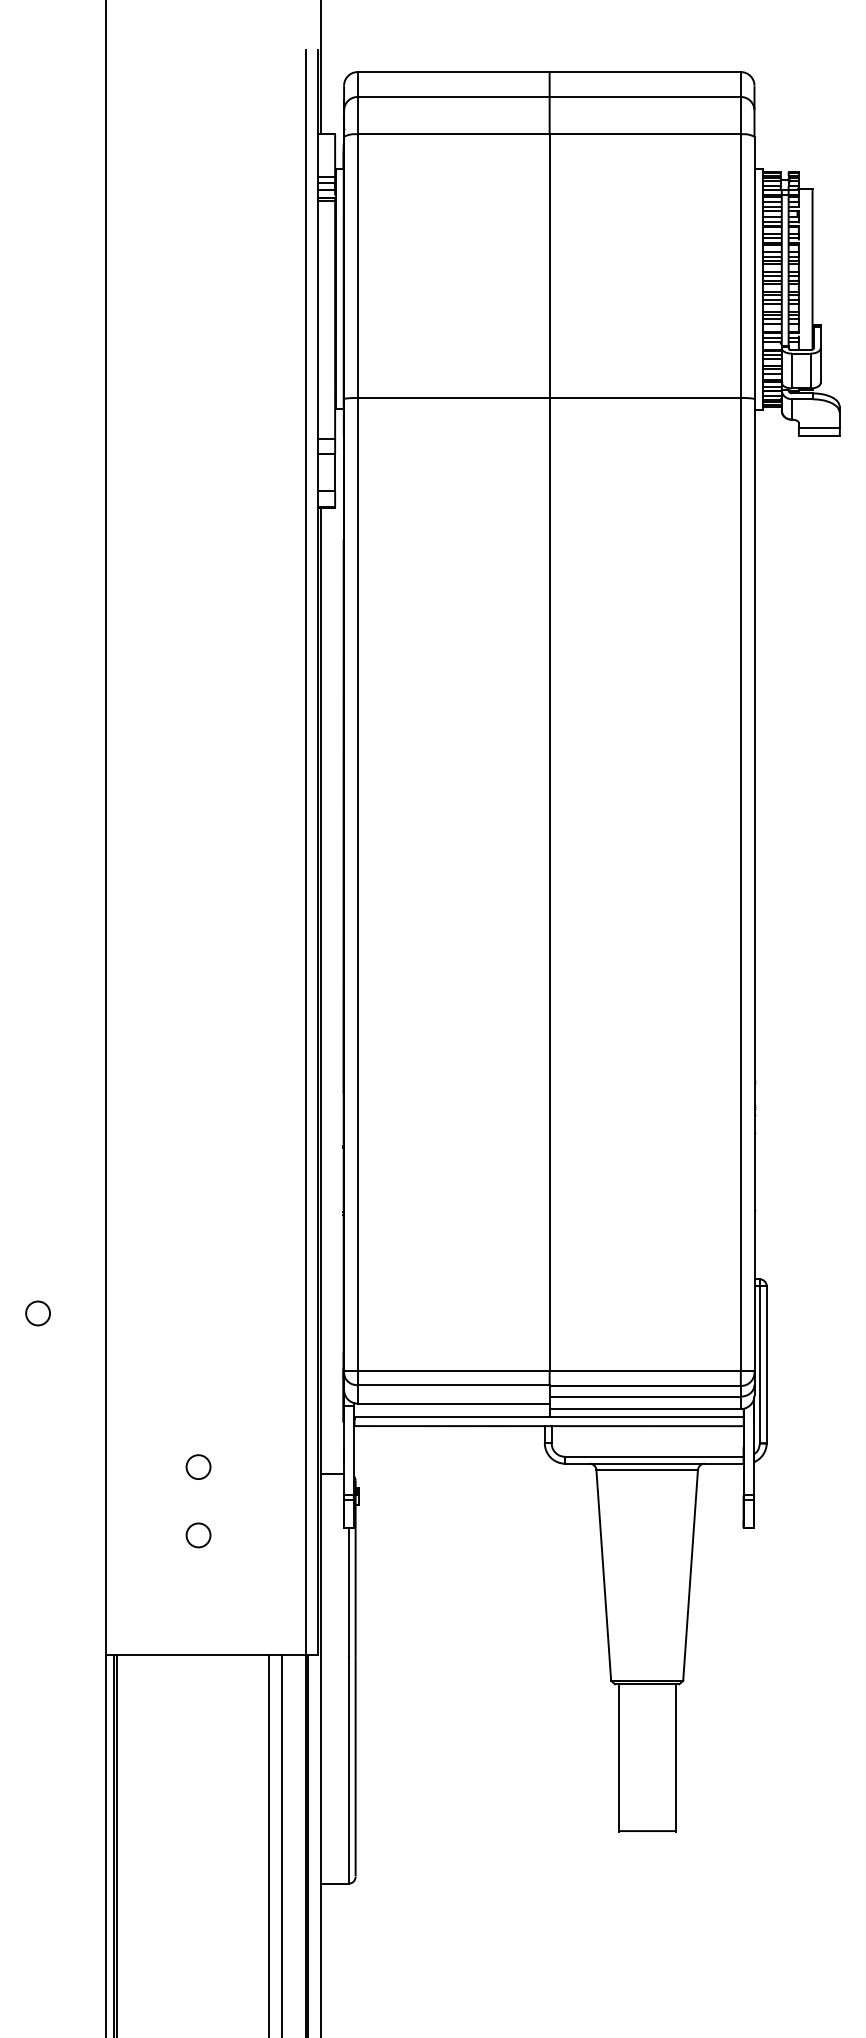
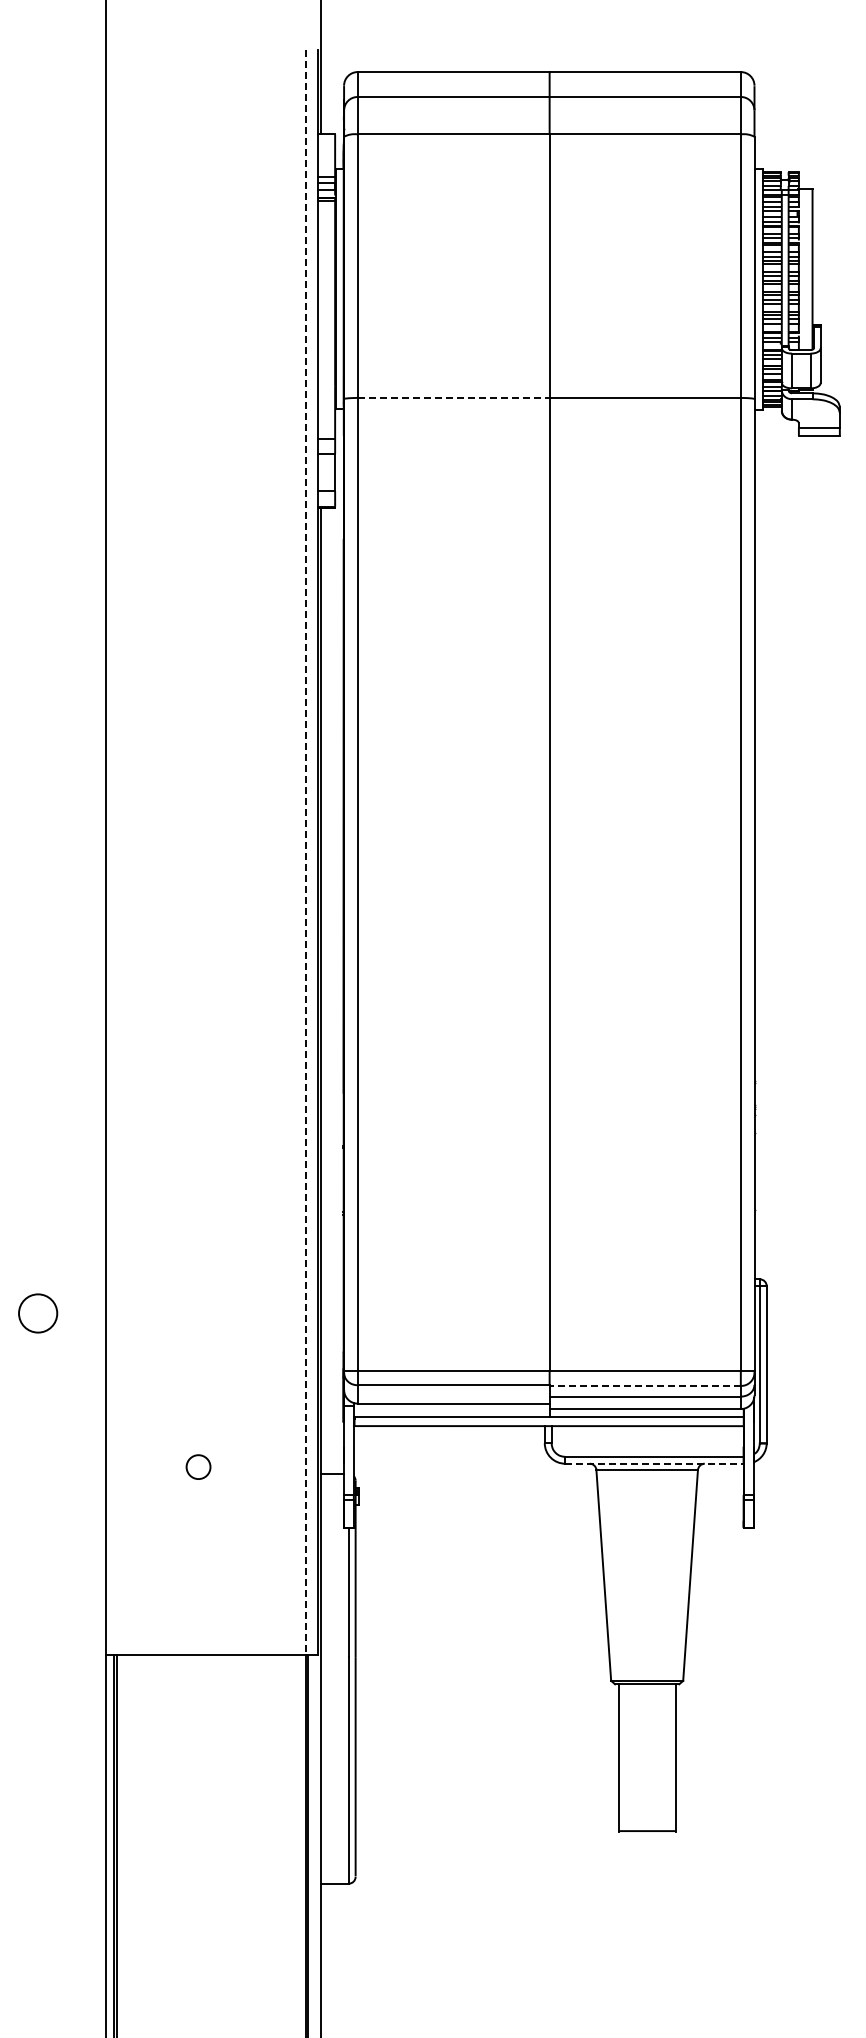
line: solid -> dashed (453, 397)
line: solid -> dashed (305, 853)
circle size: 26x27 px -> 41x41 px (38, 1313)
line: solid -> dashed (645, 1385)
line: solid -> dashed (655, 1463)
circle: present -> none (198, 1535)
line: present -> none (268, 1844)
line: present -> none (282, 1844)
